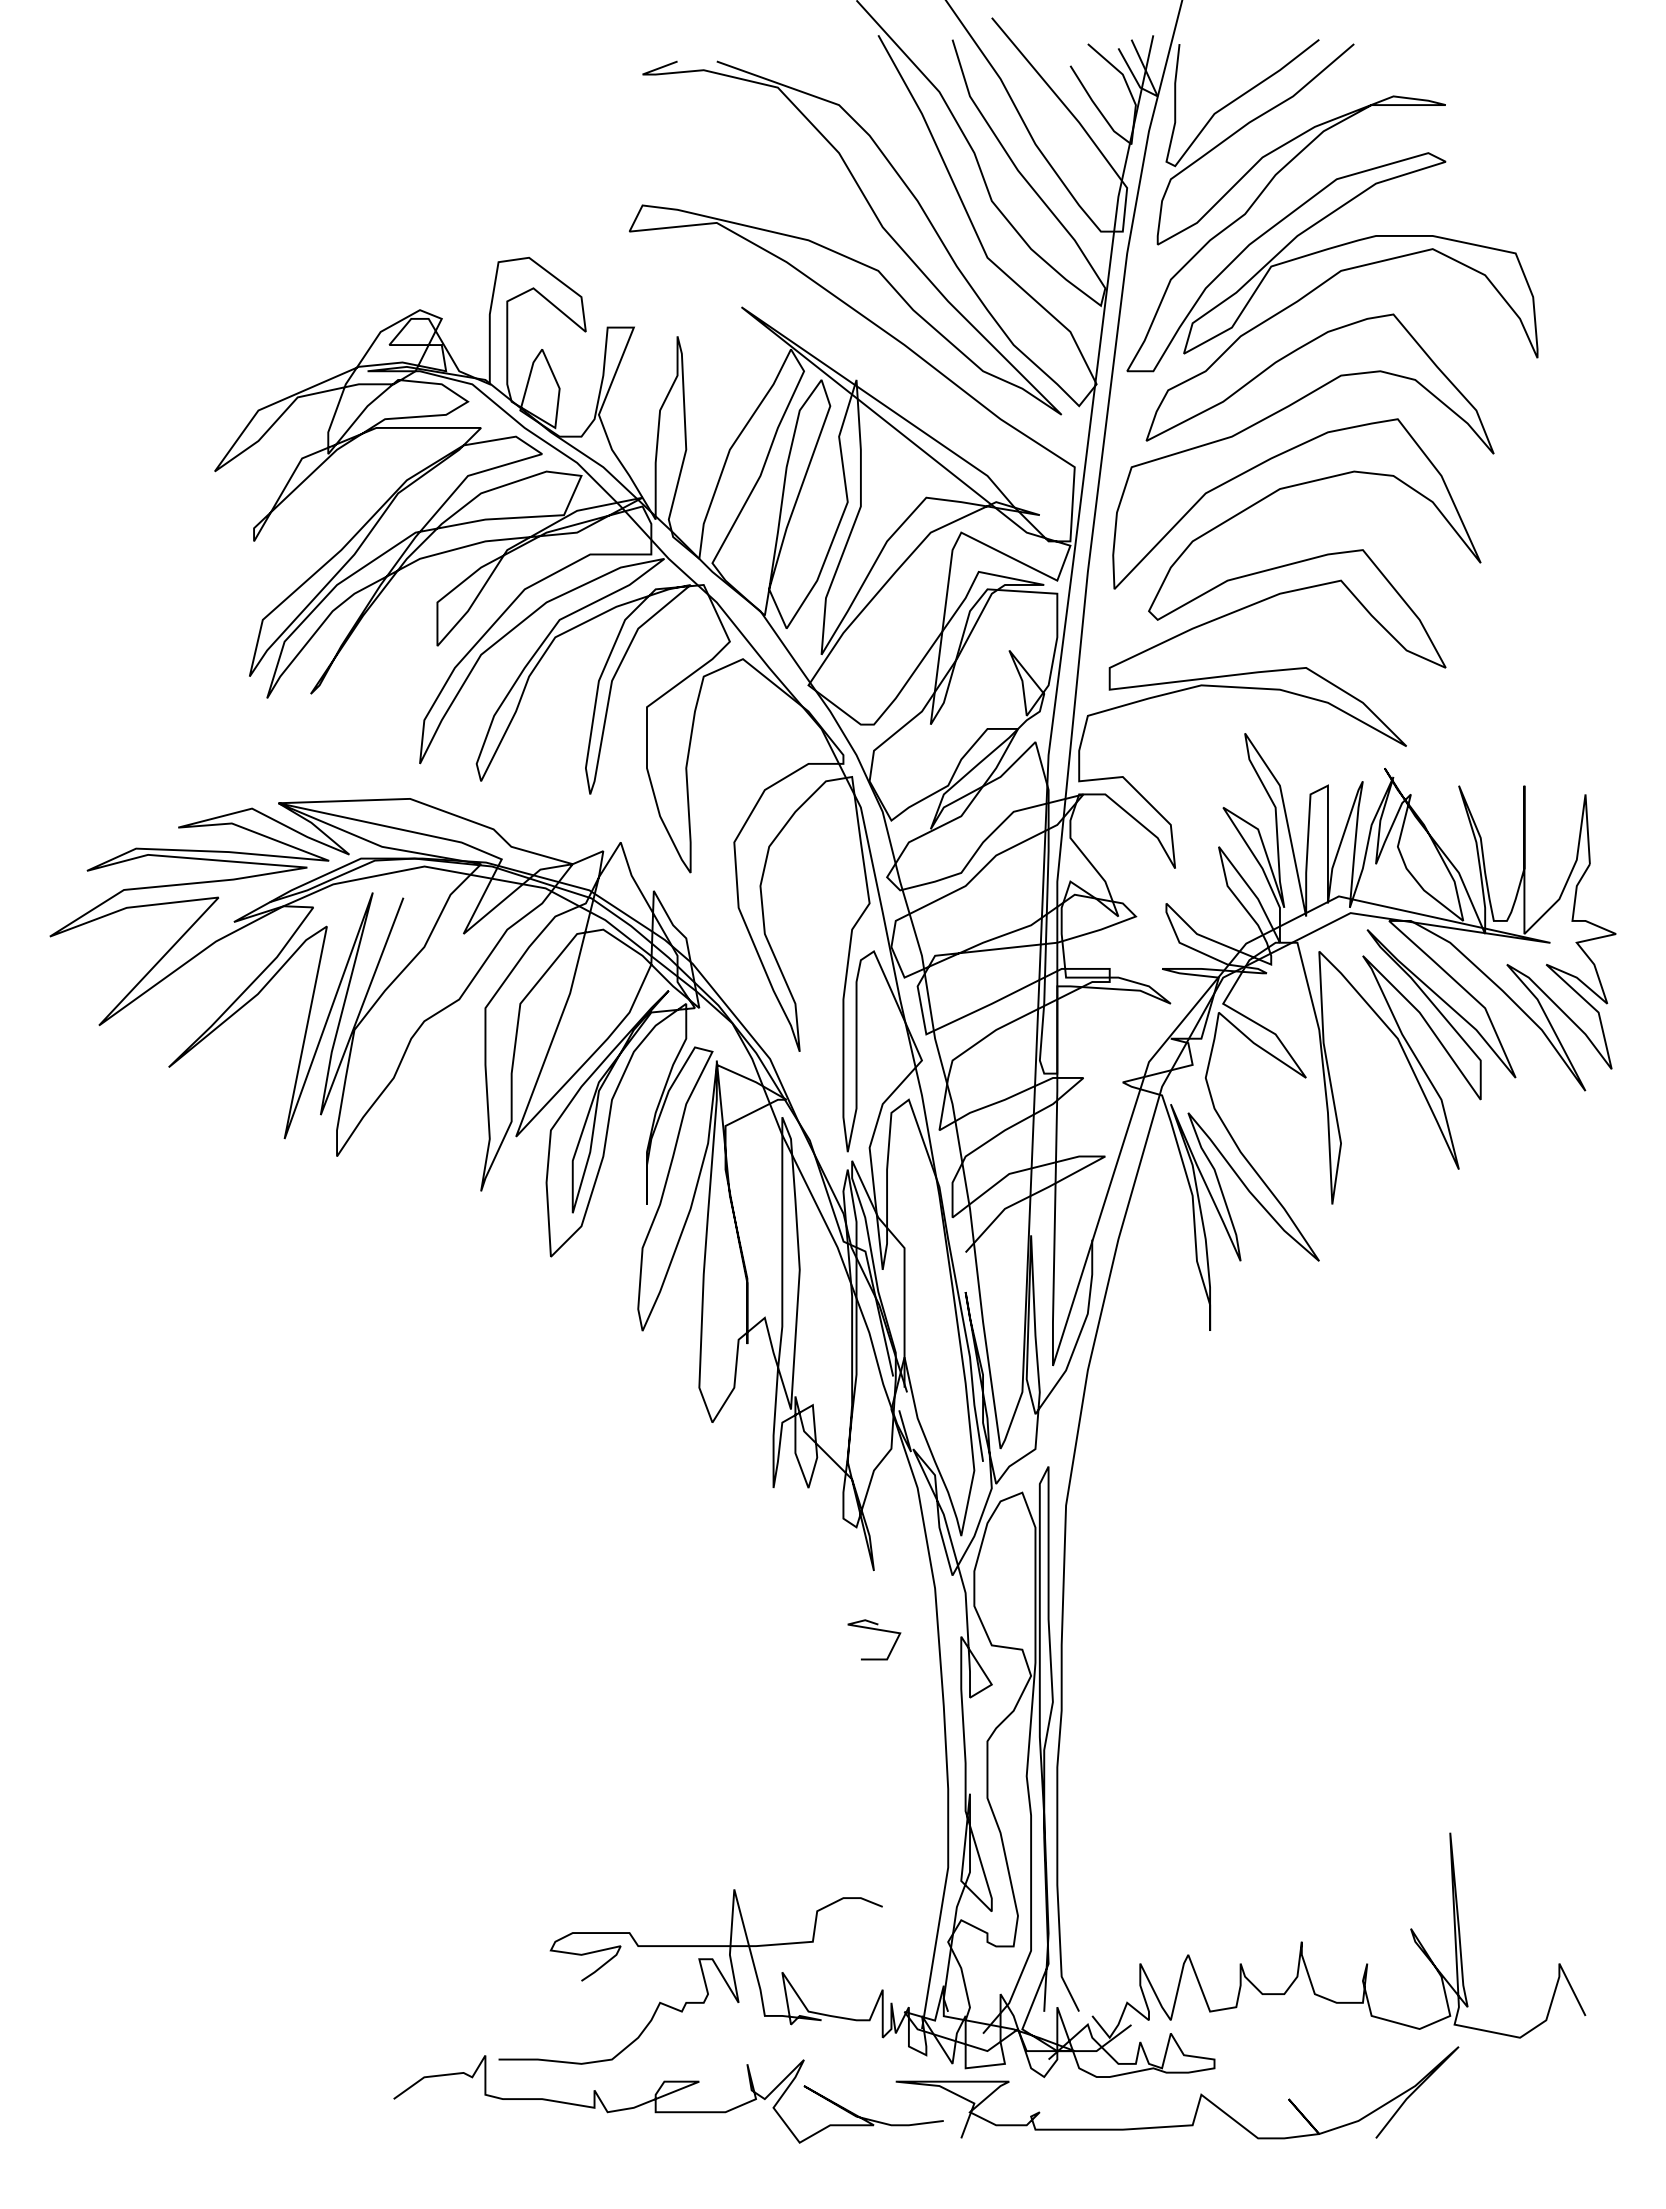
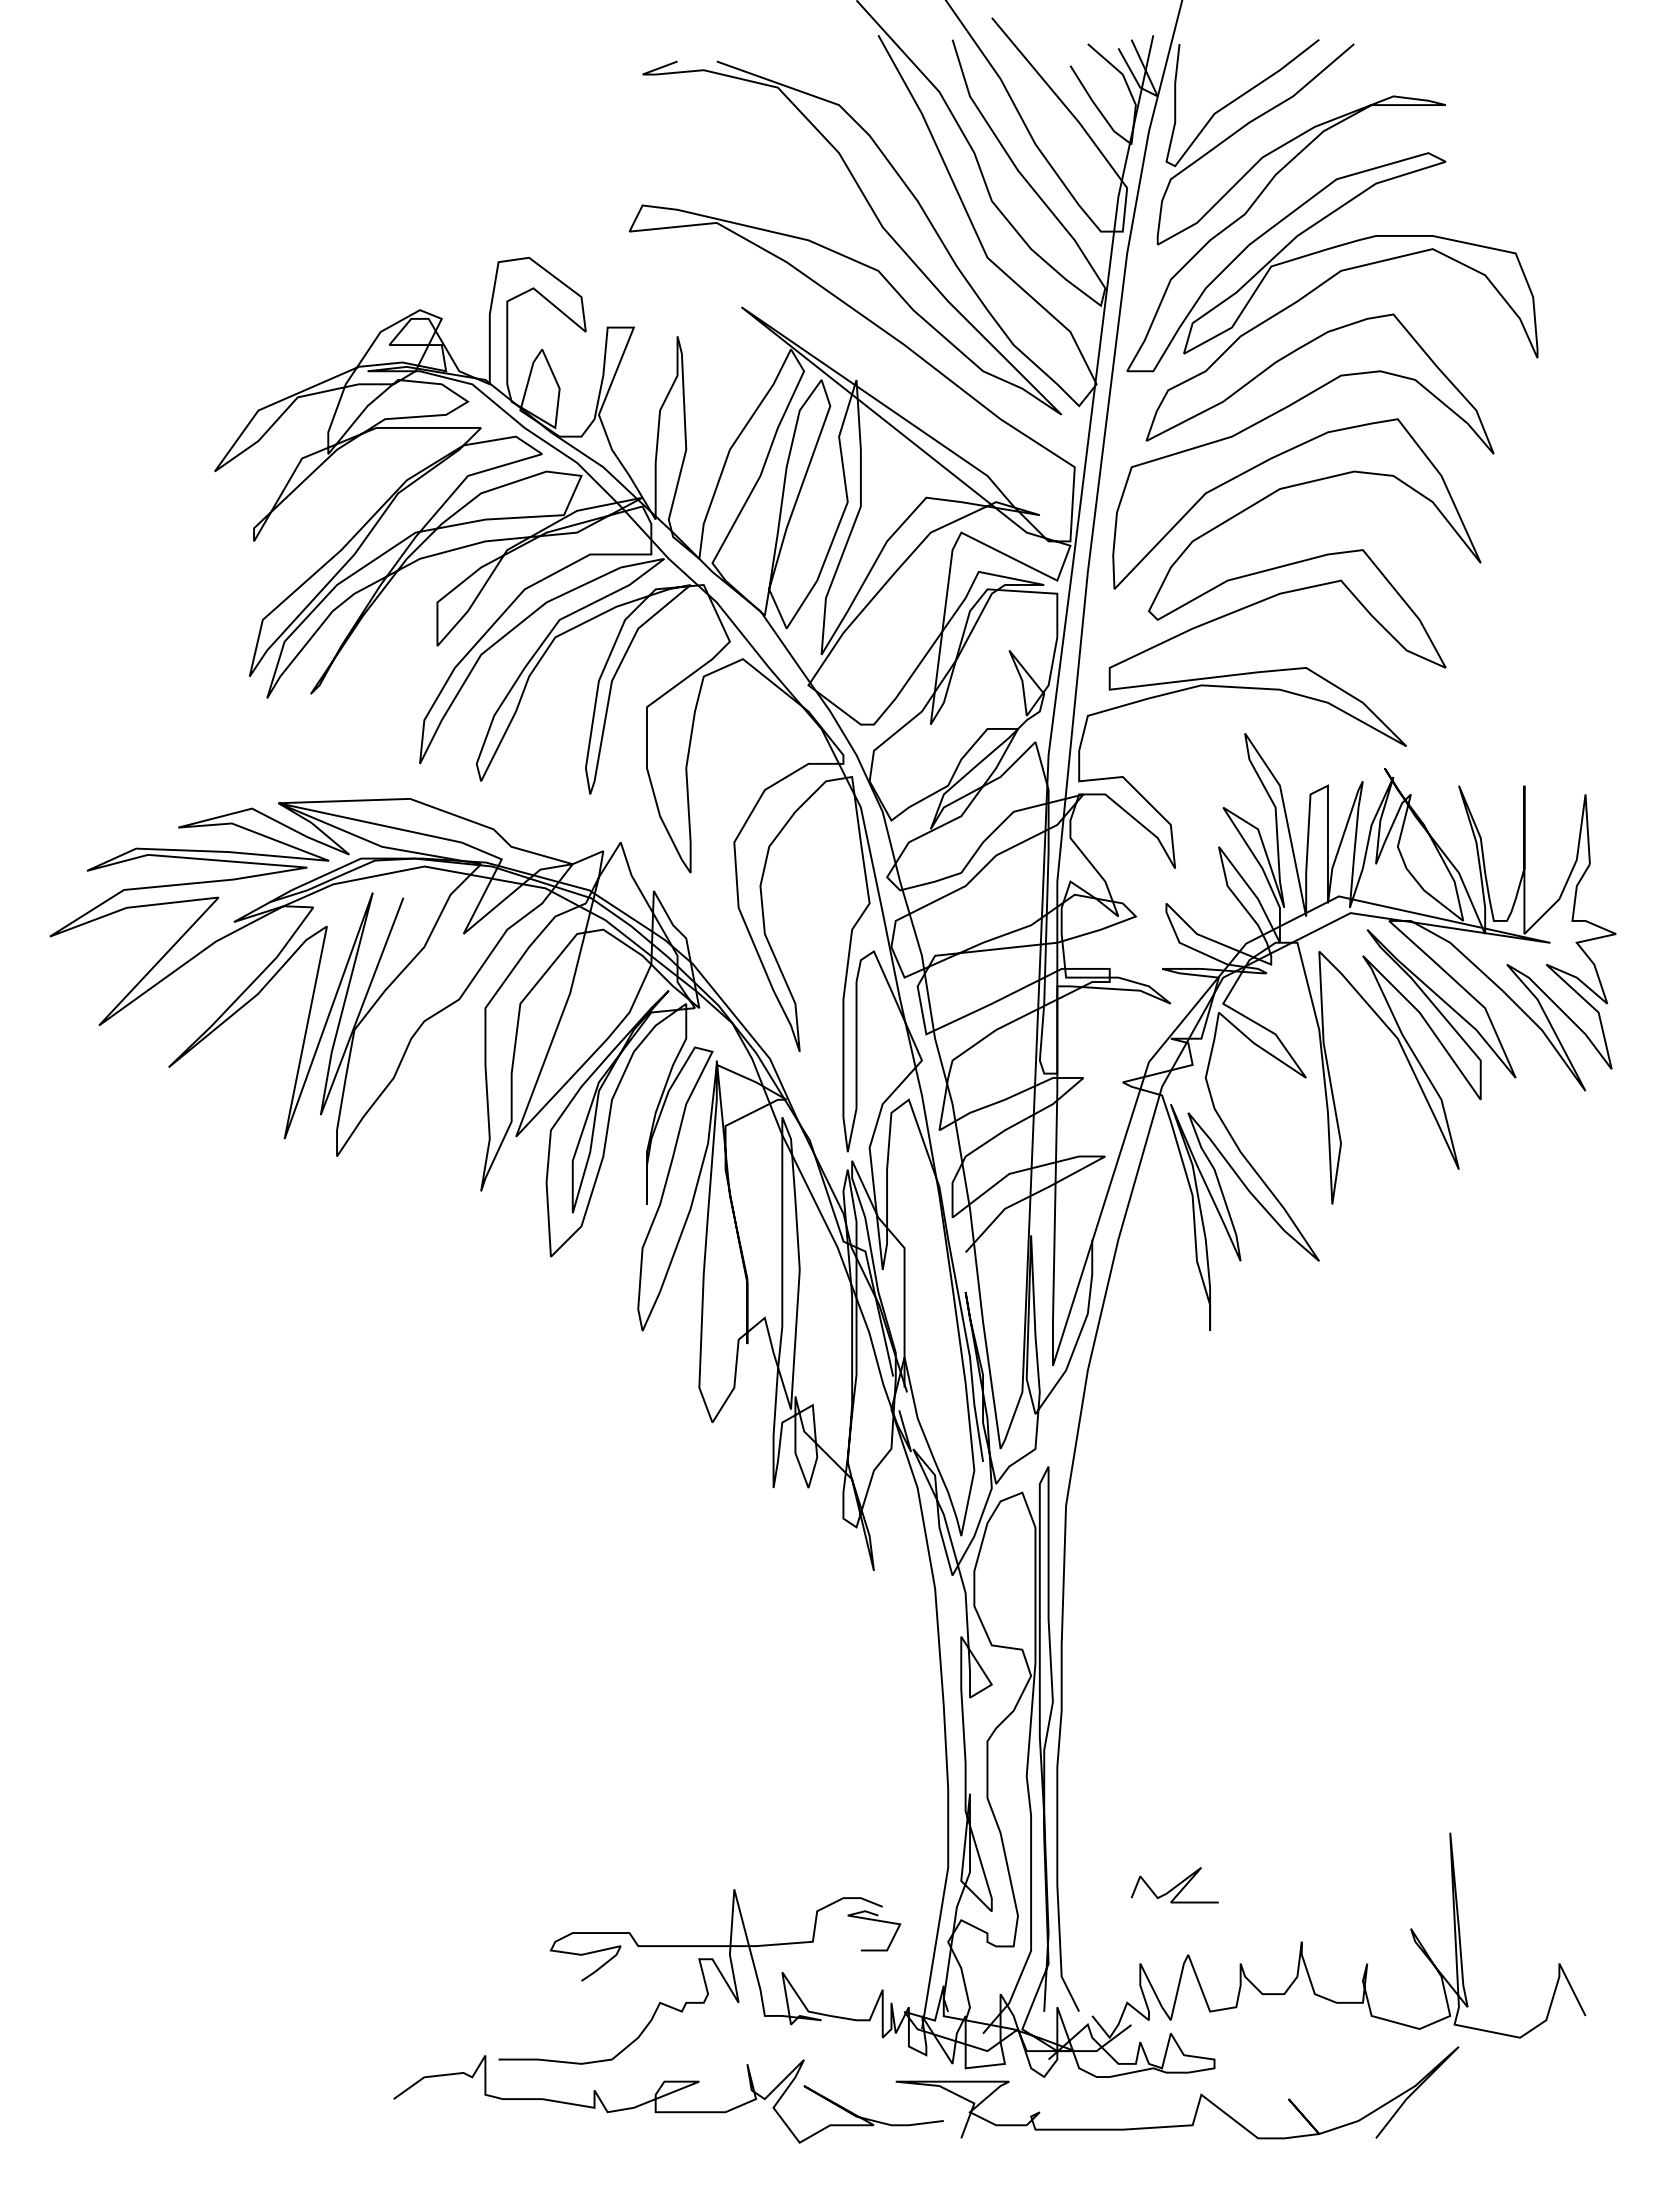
curve position: (875, 1630) -> (875, 1921) (875, 1921)
curve: none -> present (1175, 1885)
